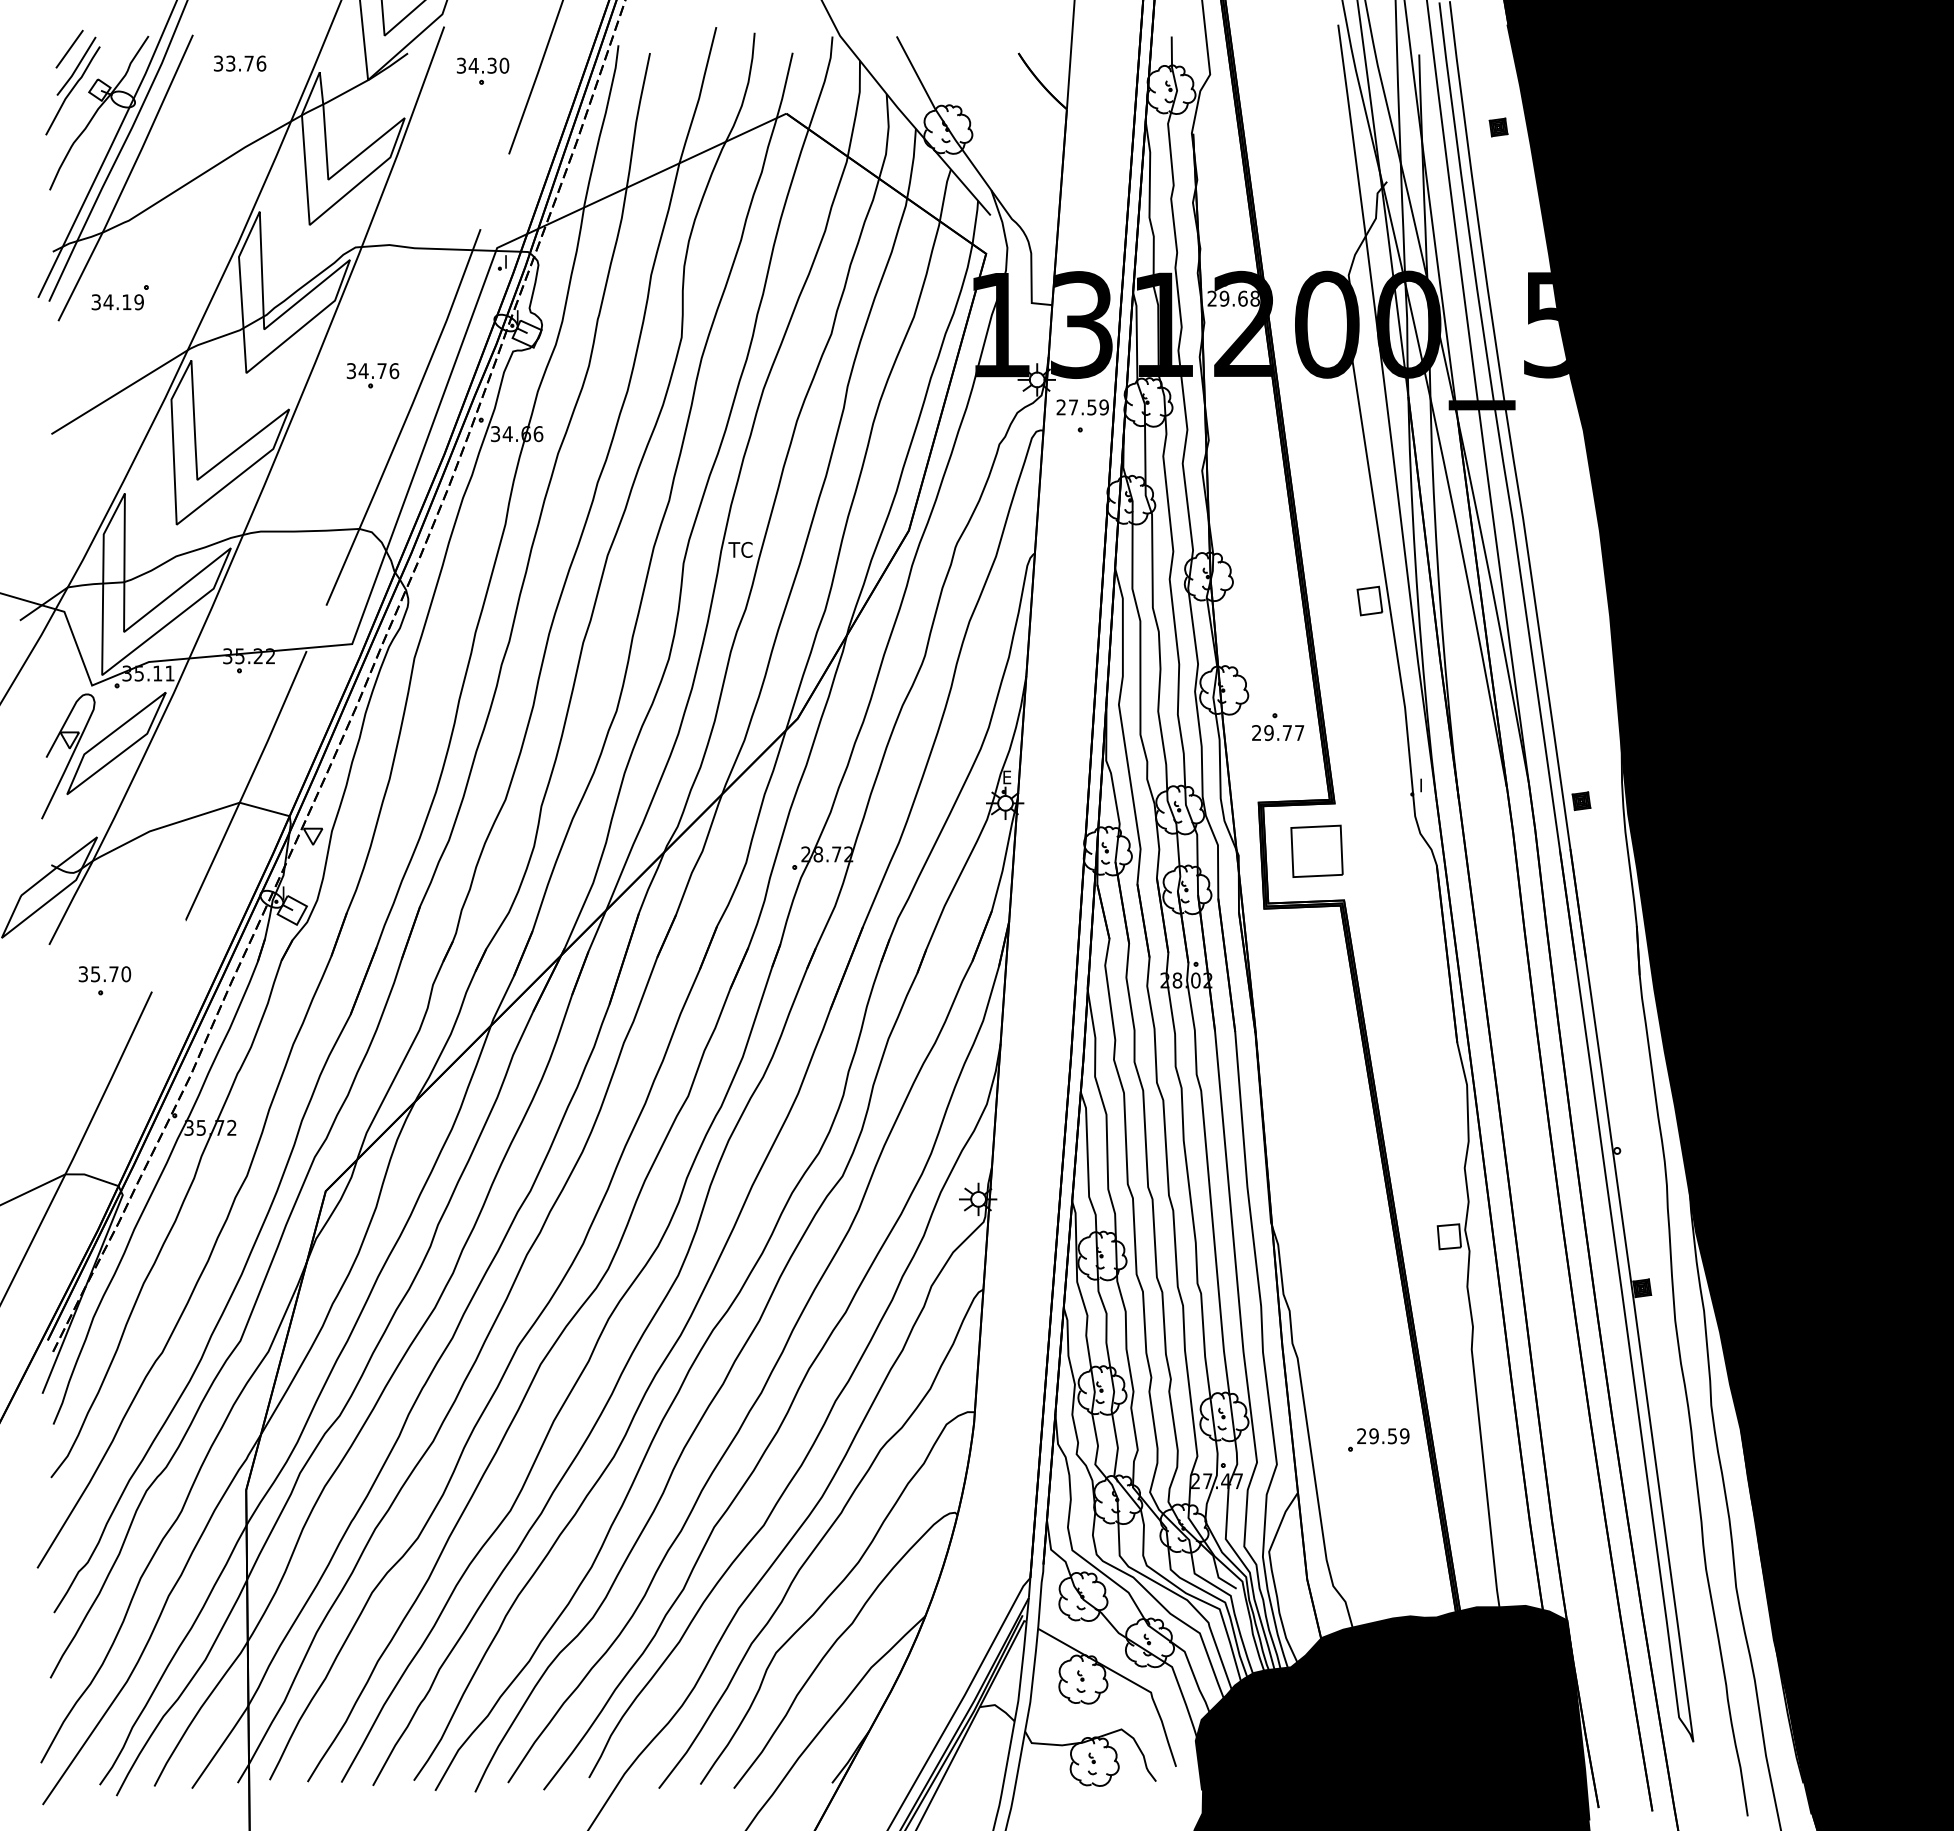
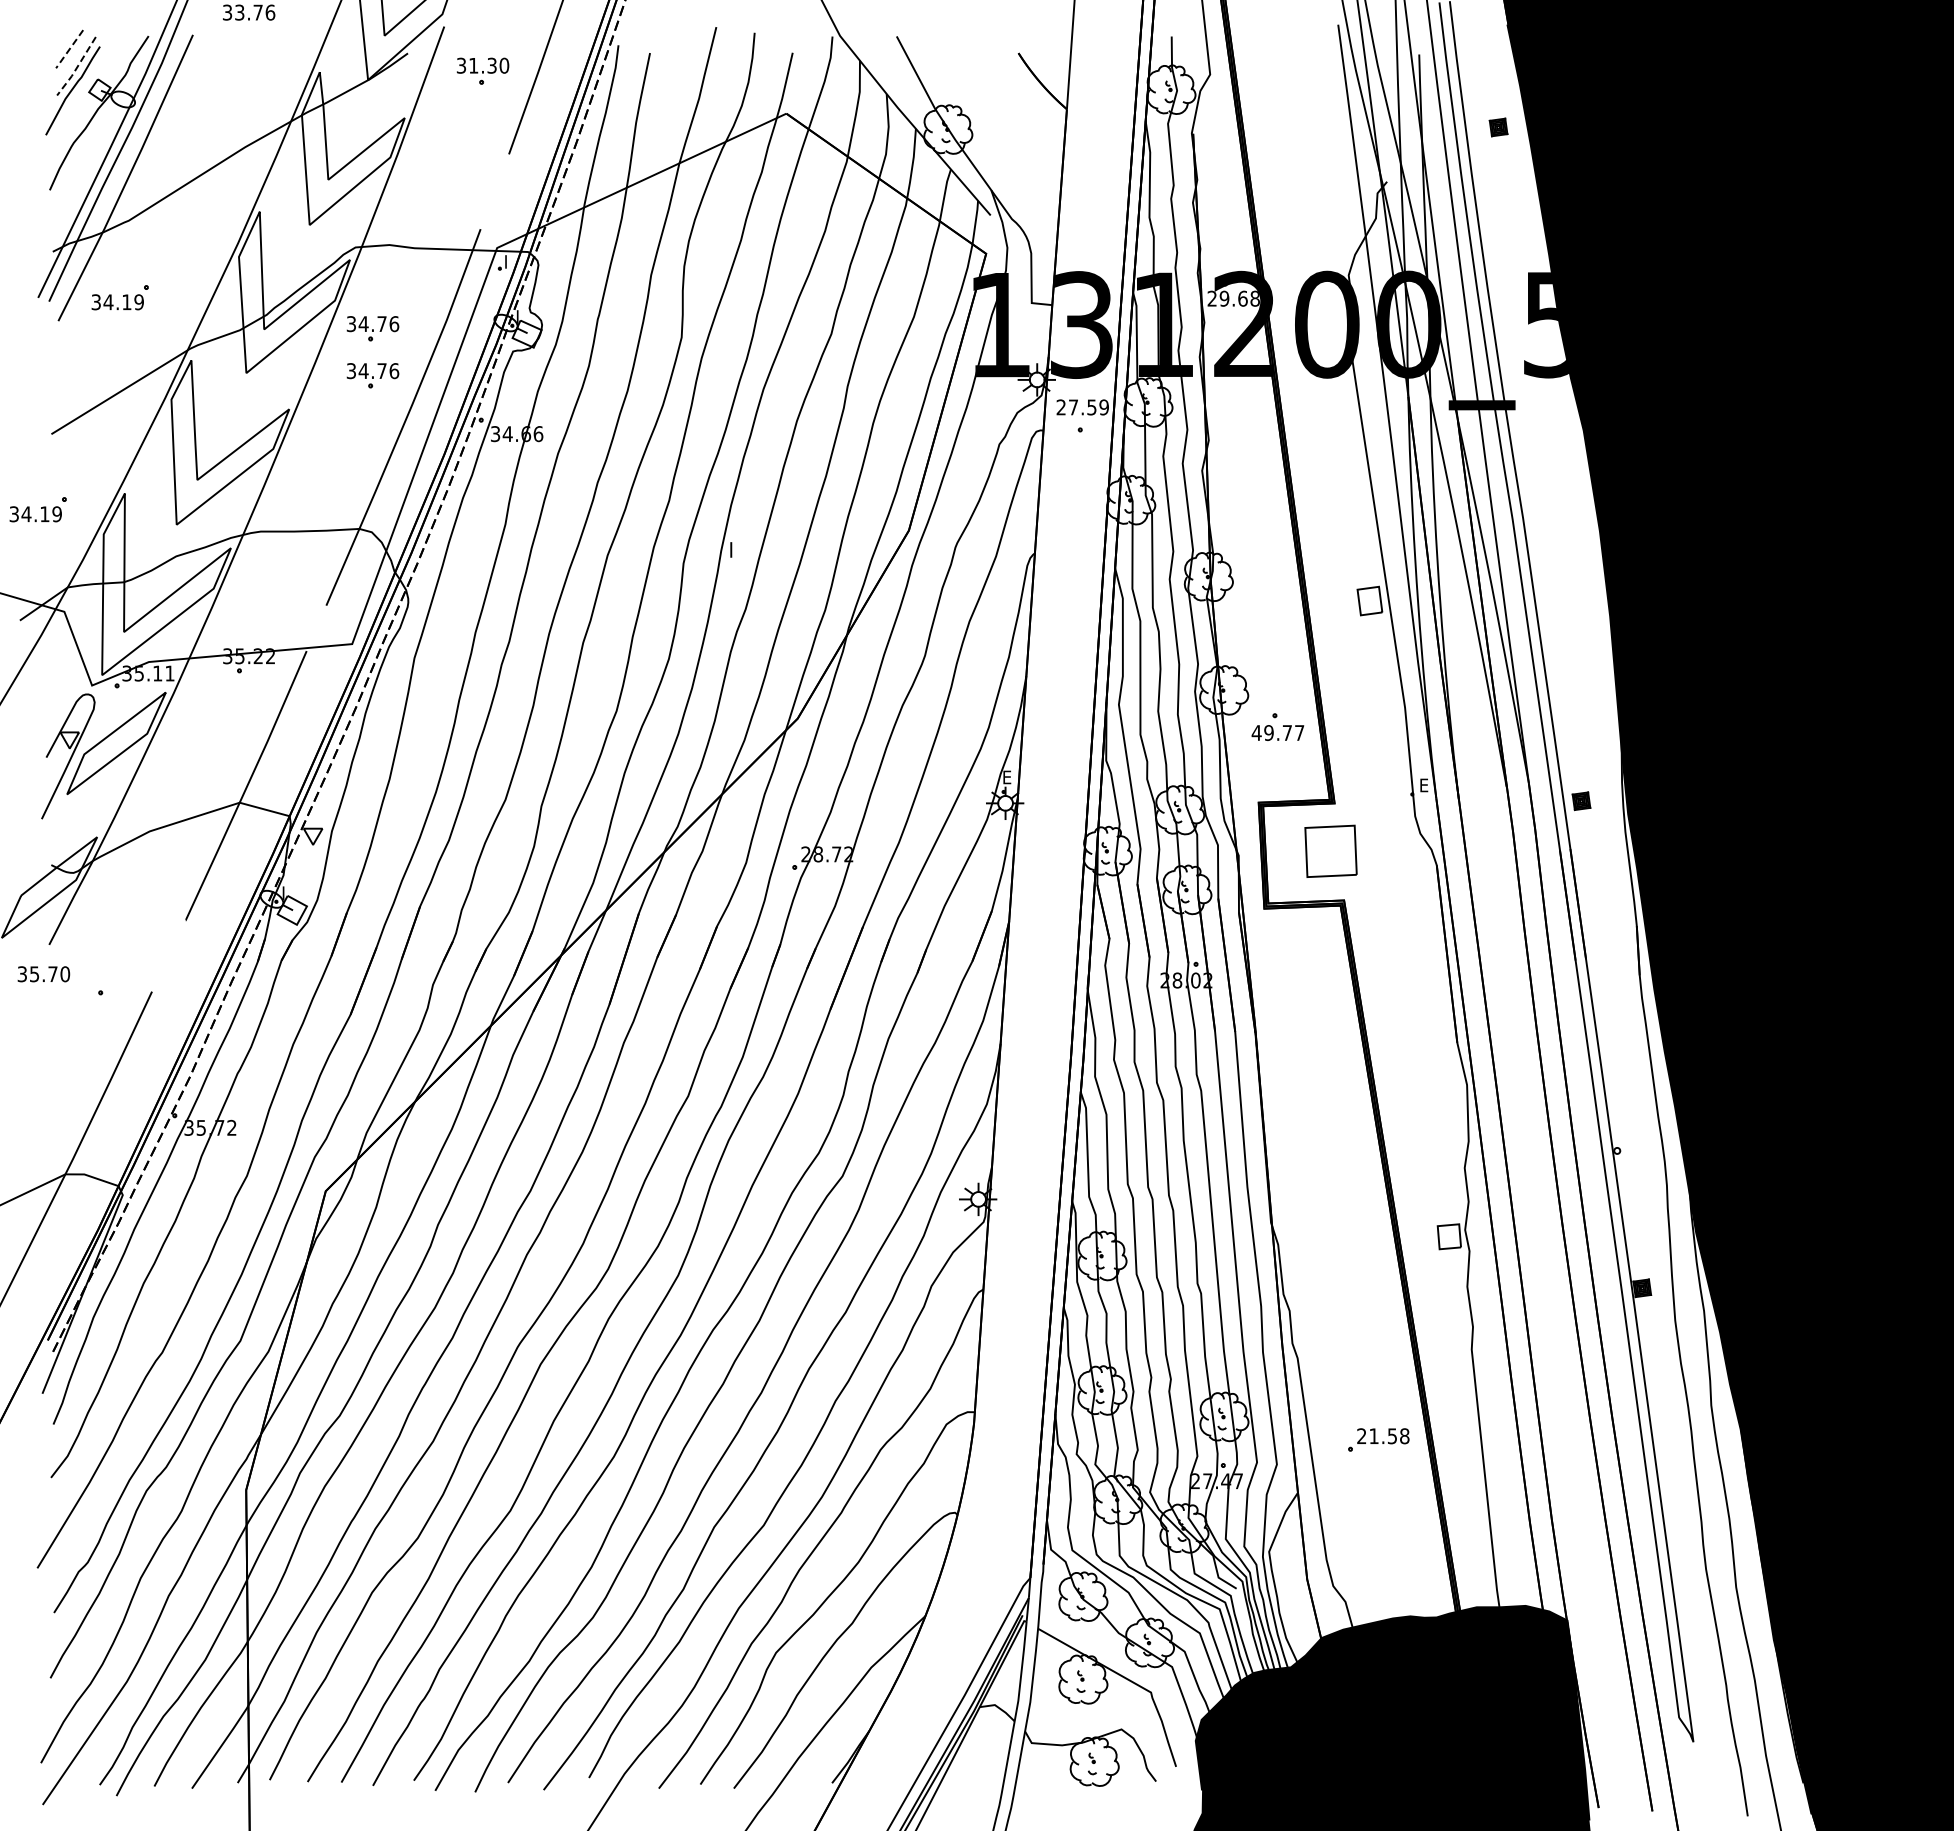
line: solid -> dashed (69, 49)
text position: (240, 63) -> (249, 12) (249, 12)
text: 34.30 -> 31.30 (473, 65)
line: solid -> dashed (77, 67)
part: none -> present (372, 328)
part: none -> present (37, 509)
text: TC -> I (740, 549)
text: 29.77 -> 49.77 (1256, 732)
text: I -> E (1425, 785)
part position: (1316, 850) -> (1330, 850) (1330, 850)
text position: (104, 974) -> (43, 974) (43, 974)
text: 29.59 -> 21.58 (1389, 1436)
